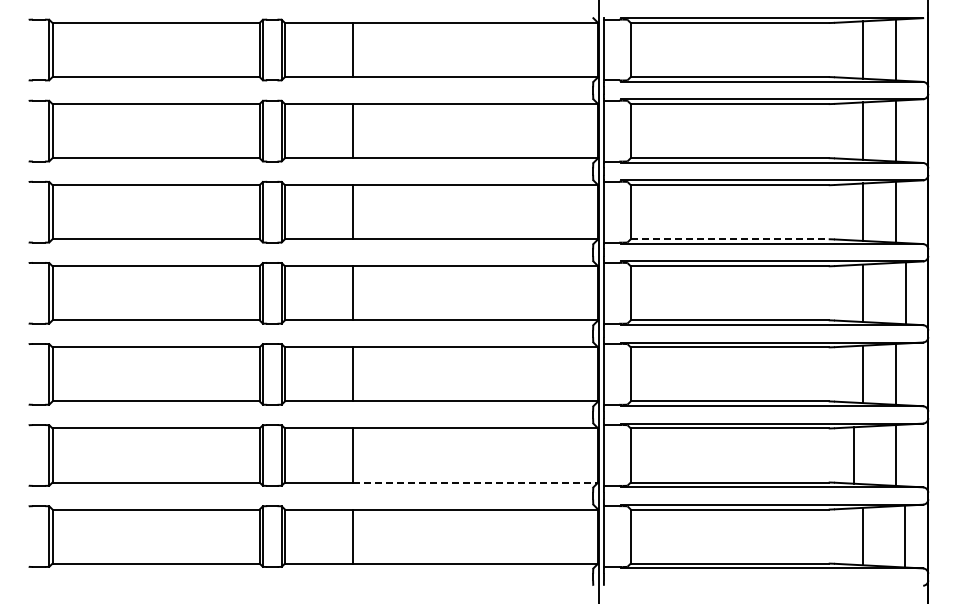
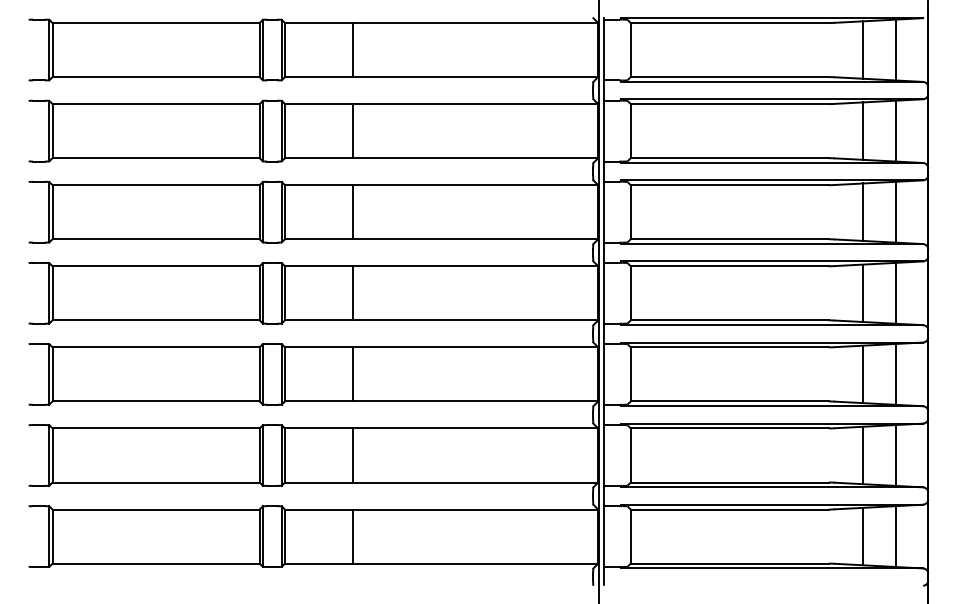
line: dashed -> solid (729, 239)
line position: (905, 292) -> (895, 292) (895, 292)
line position: (854, 455) -> (863, 455) (863, 455)
line: dashed -> solid (475, 482)
line position: (904, 536) -> (895, 536) (895, 536)
